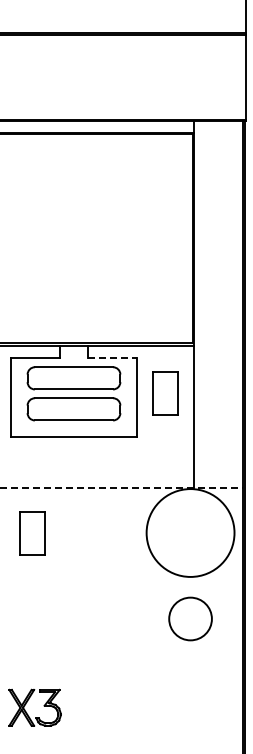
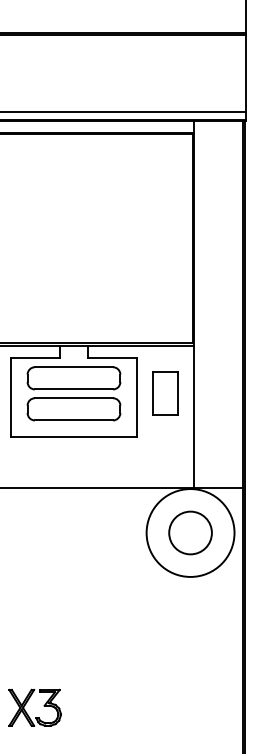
line: none -> present (123, 111)
line: dashed -> solid (112, 357)
line: dashed -> solid (122, 487)
part: present -> none (32, 533)
circle position: (190, 618) -> (190, 532) (190, 532)
